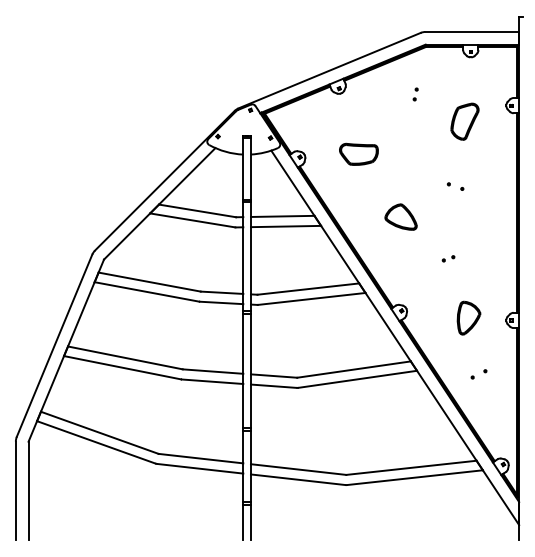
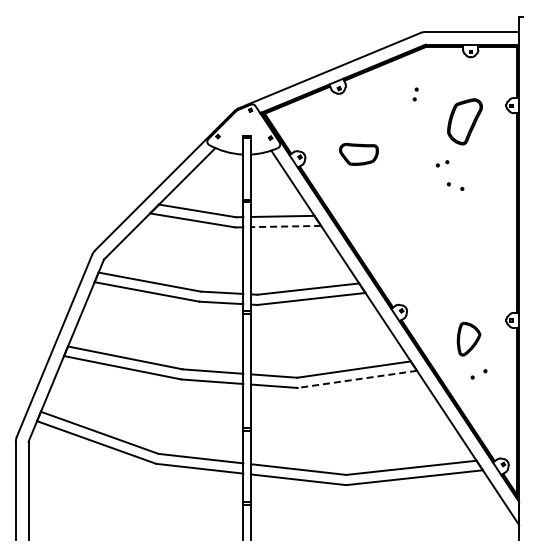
part size: 30x39 px -> 36x48 px (464, 121)
part: present -> none (400, 216)
line: solid -> dashed (285, 226)
part position: (448, 258) -> (442, 163) (442, 163)
part position: (468, 317) -> (468, 338) (468, 338)
line: solid -> dashed (357, 379)
